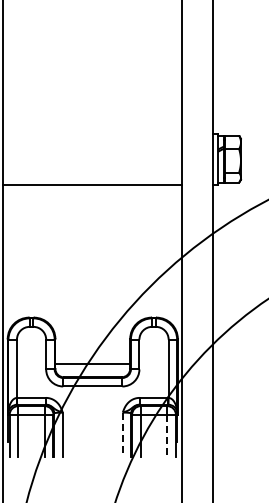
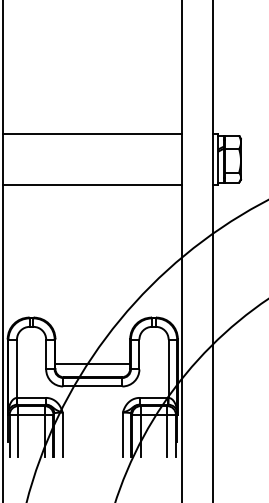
line: none -> present (92, 133)
line: dashed -> solid (122, 434)
line: dashed -> solid (167, 435)
